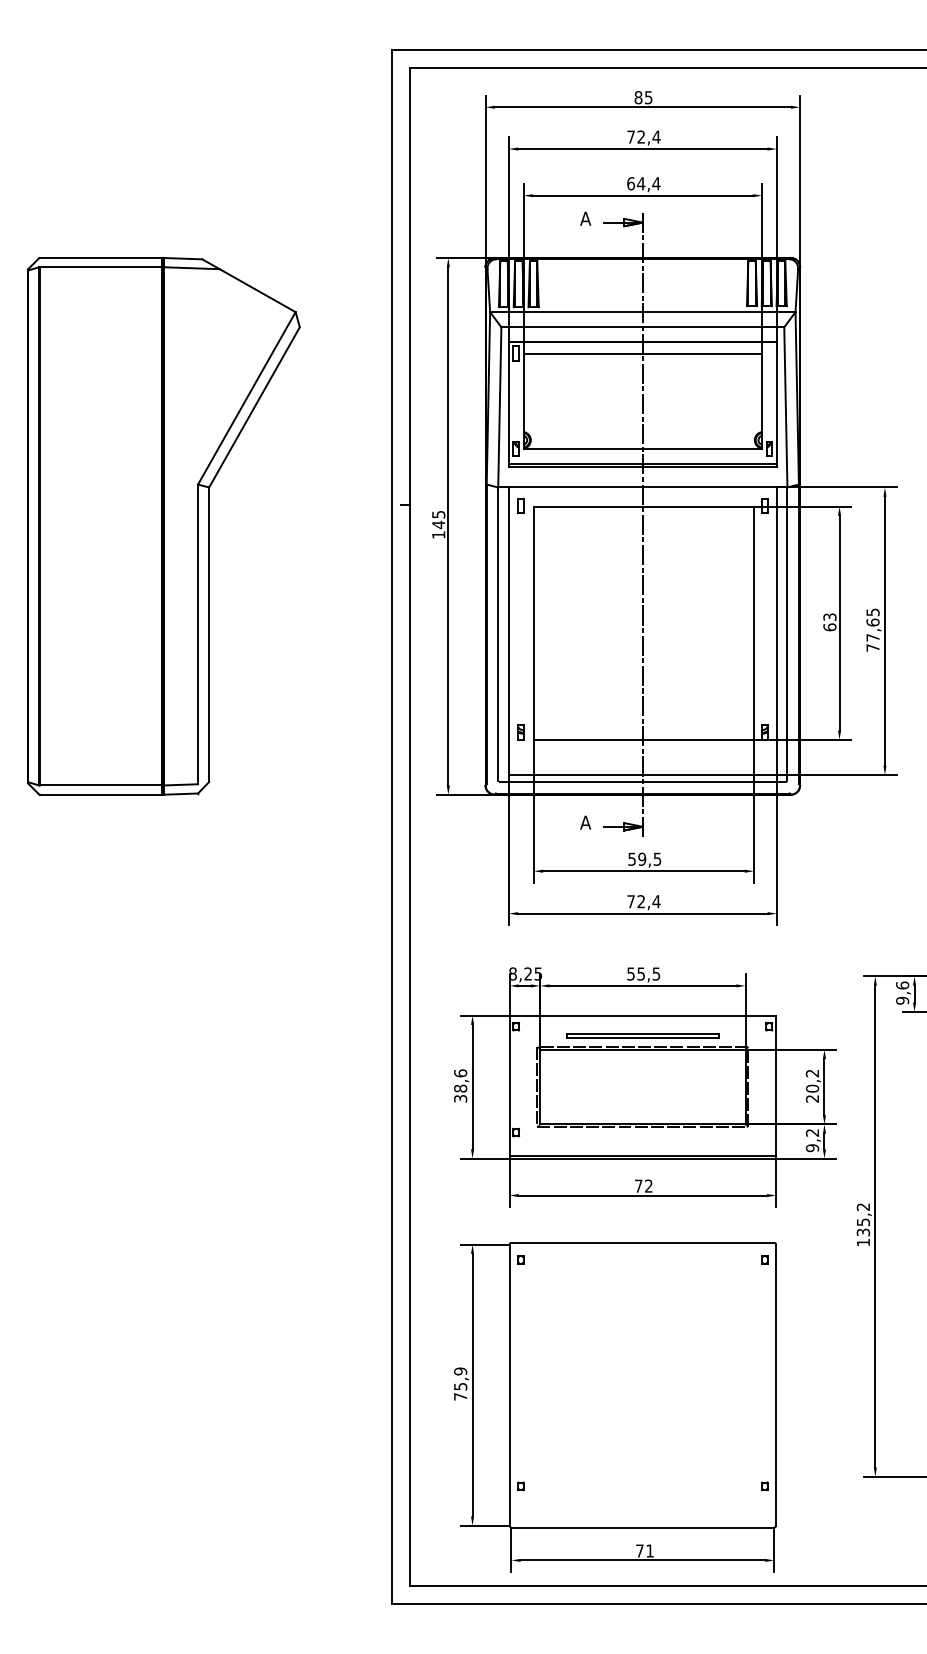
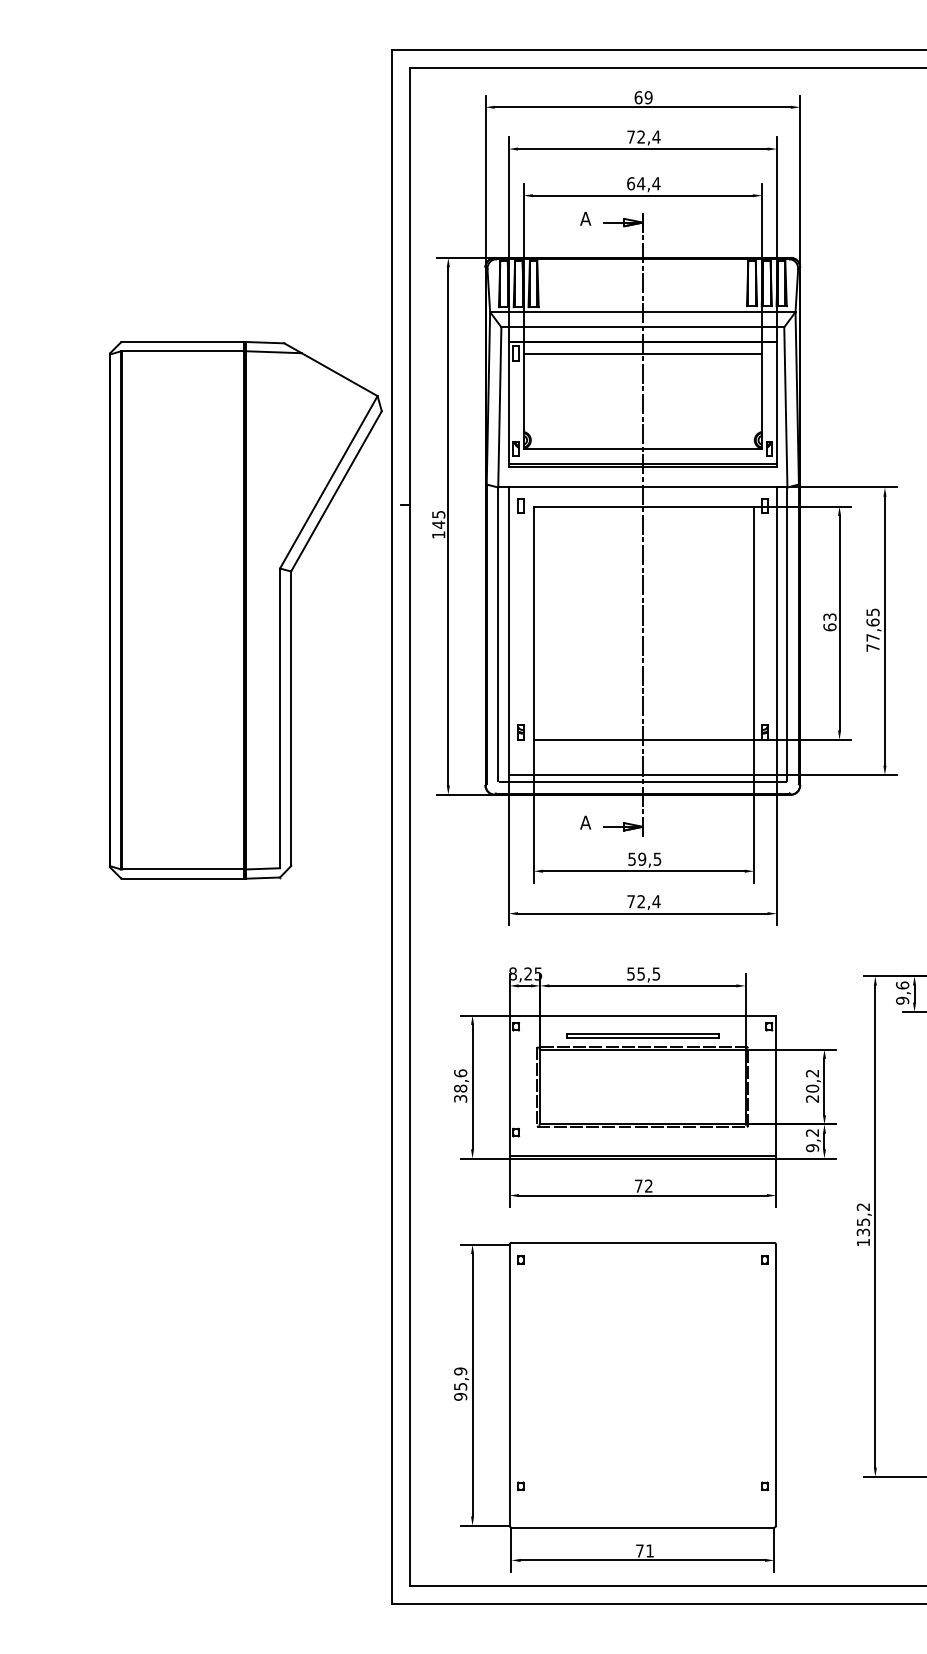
text: 85 -> 69 (643, 97)
part position: (163, 526) -> (245, 610) (245, 610)
text: 75,9 -> 95,9 (460, 1396)
